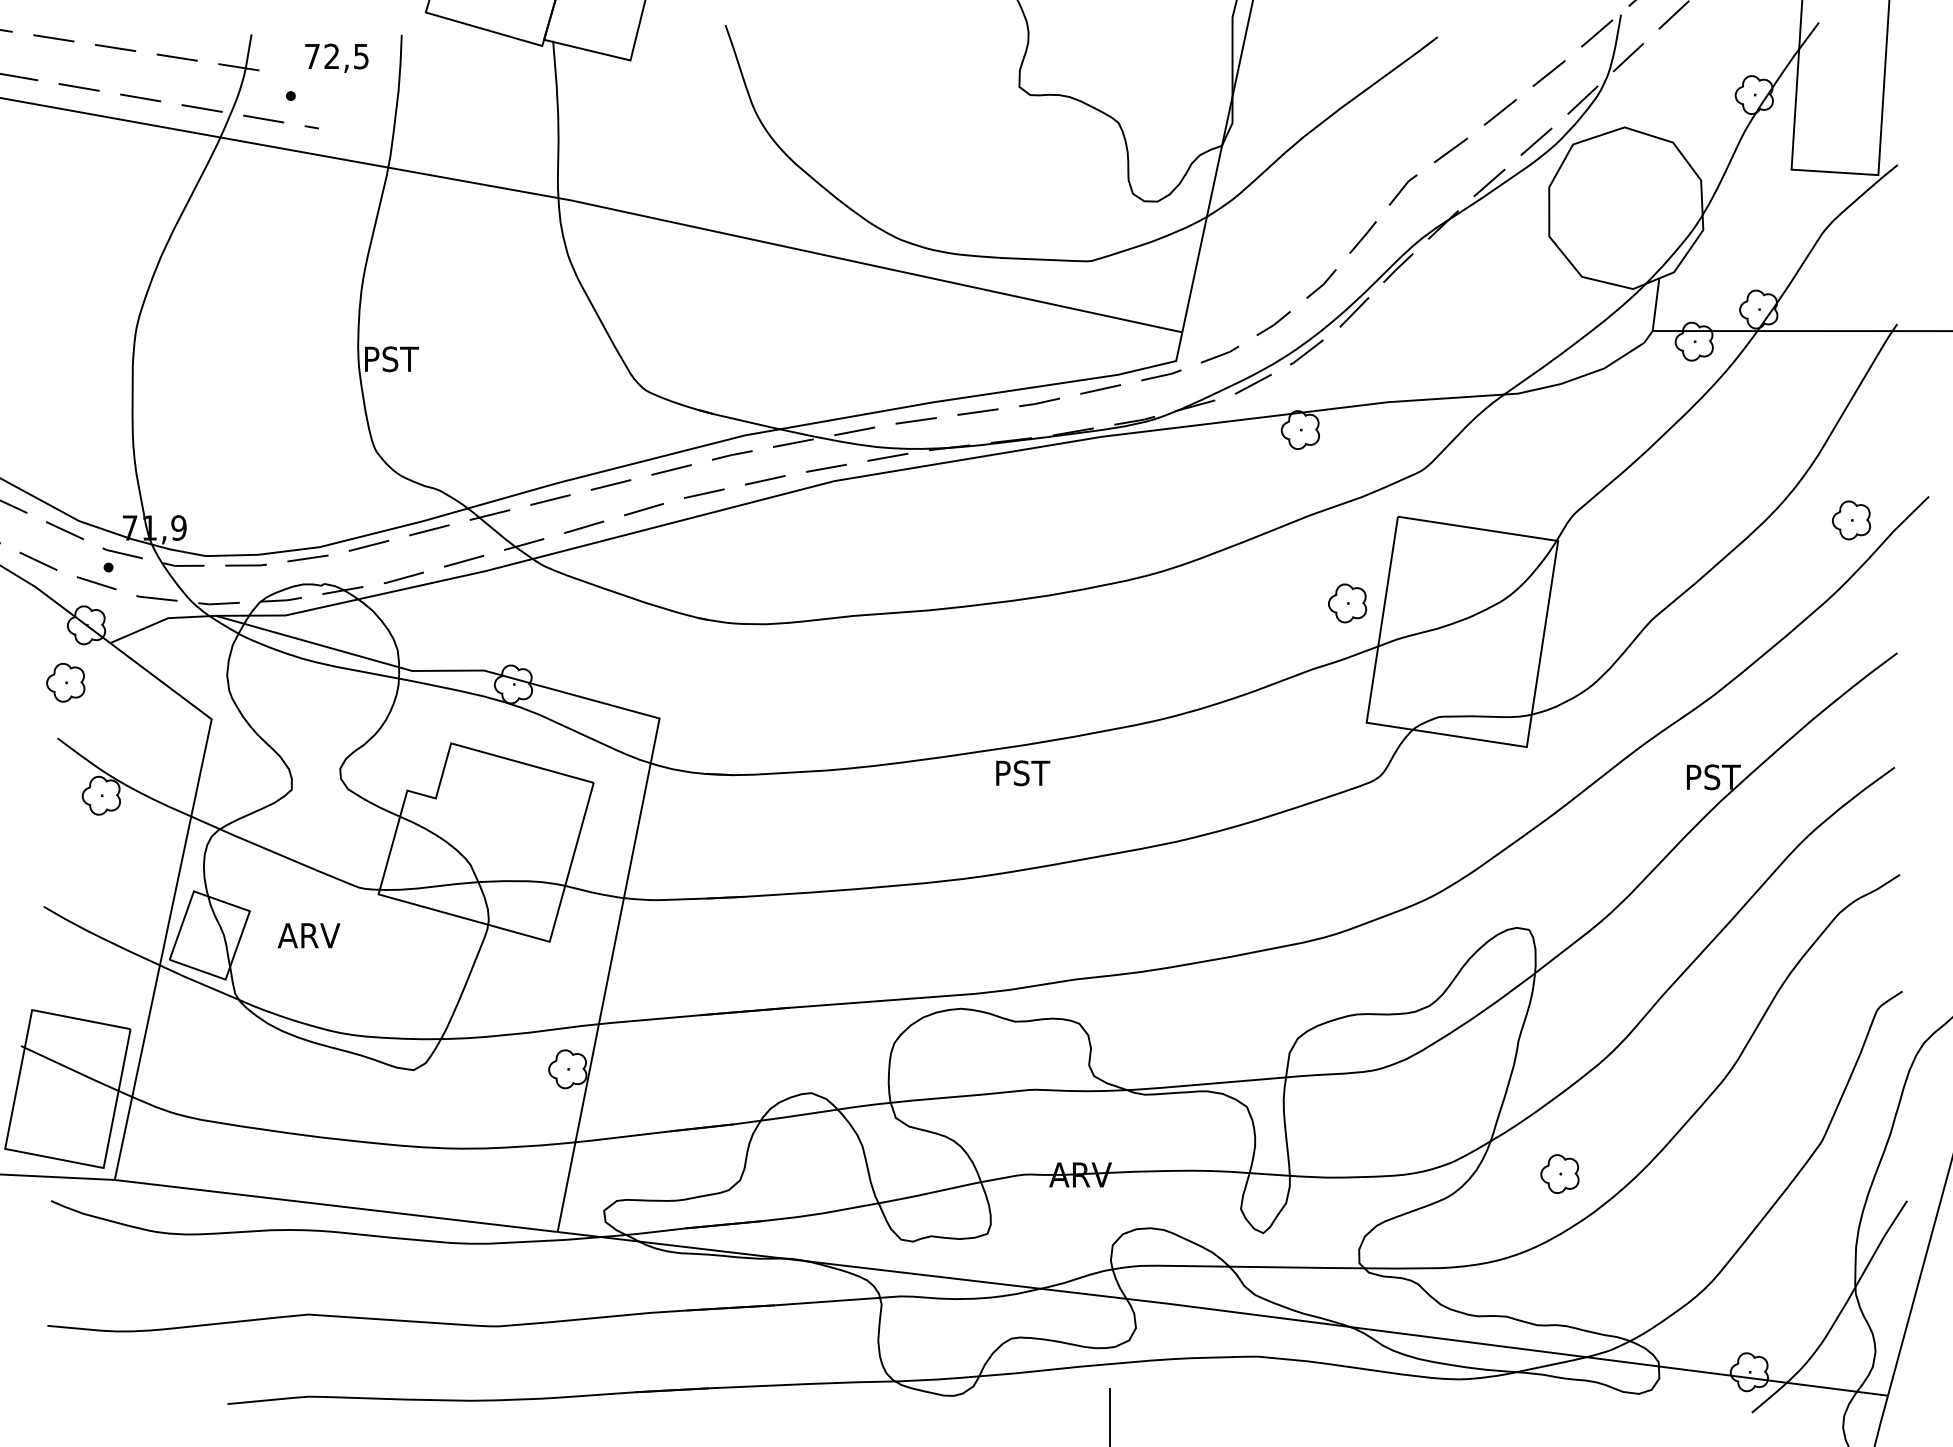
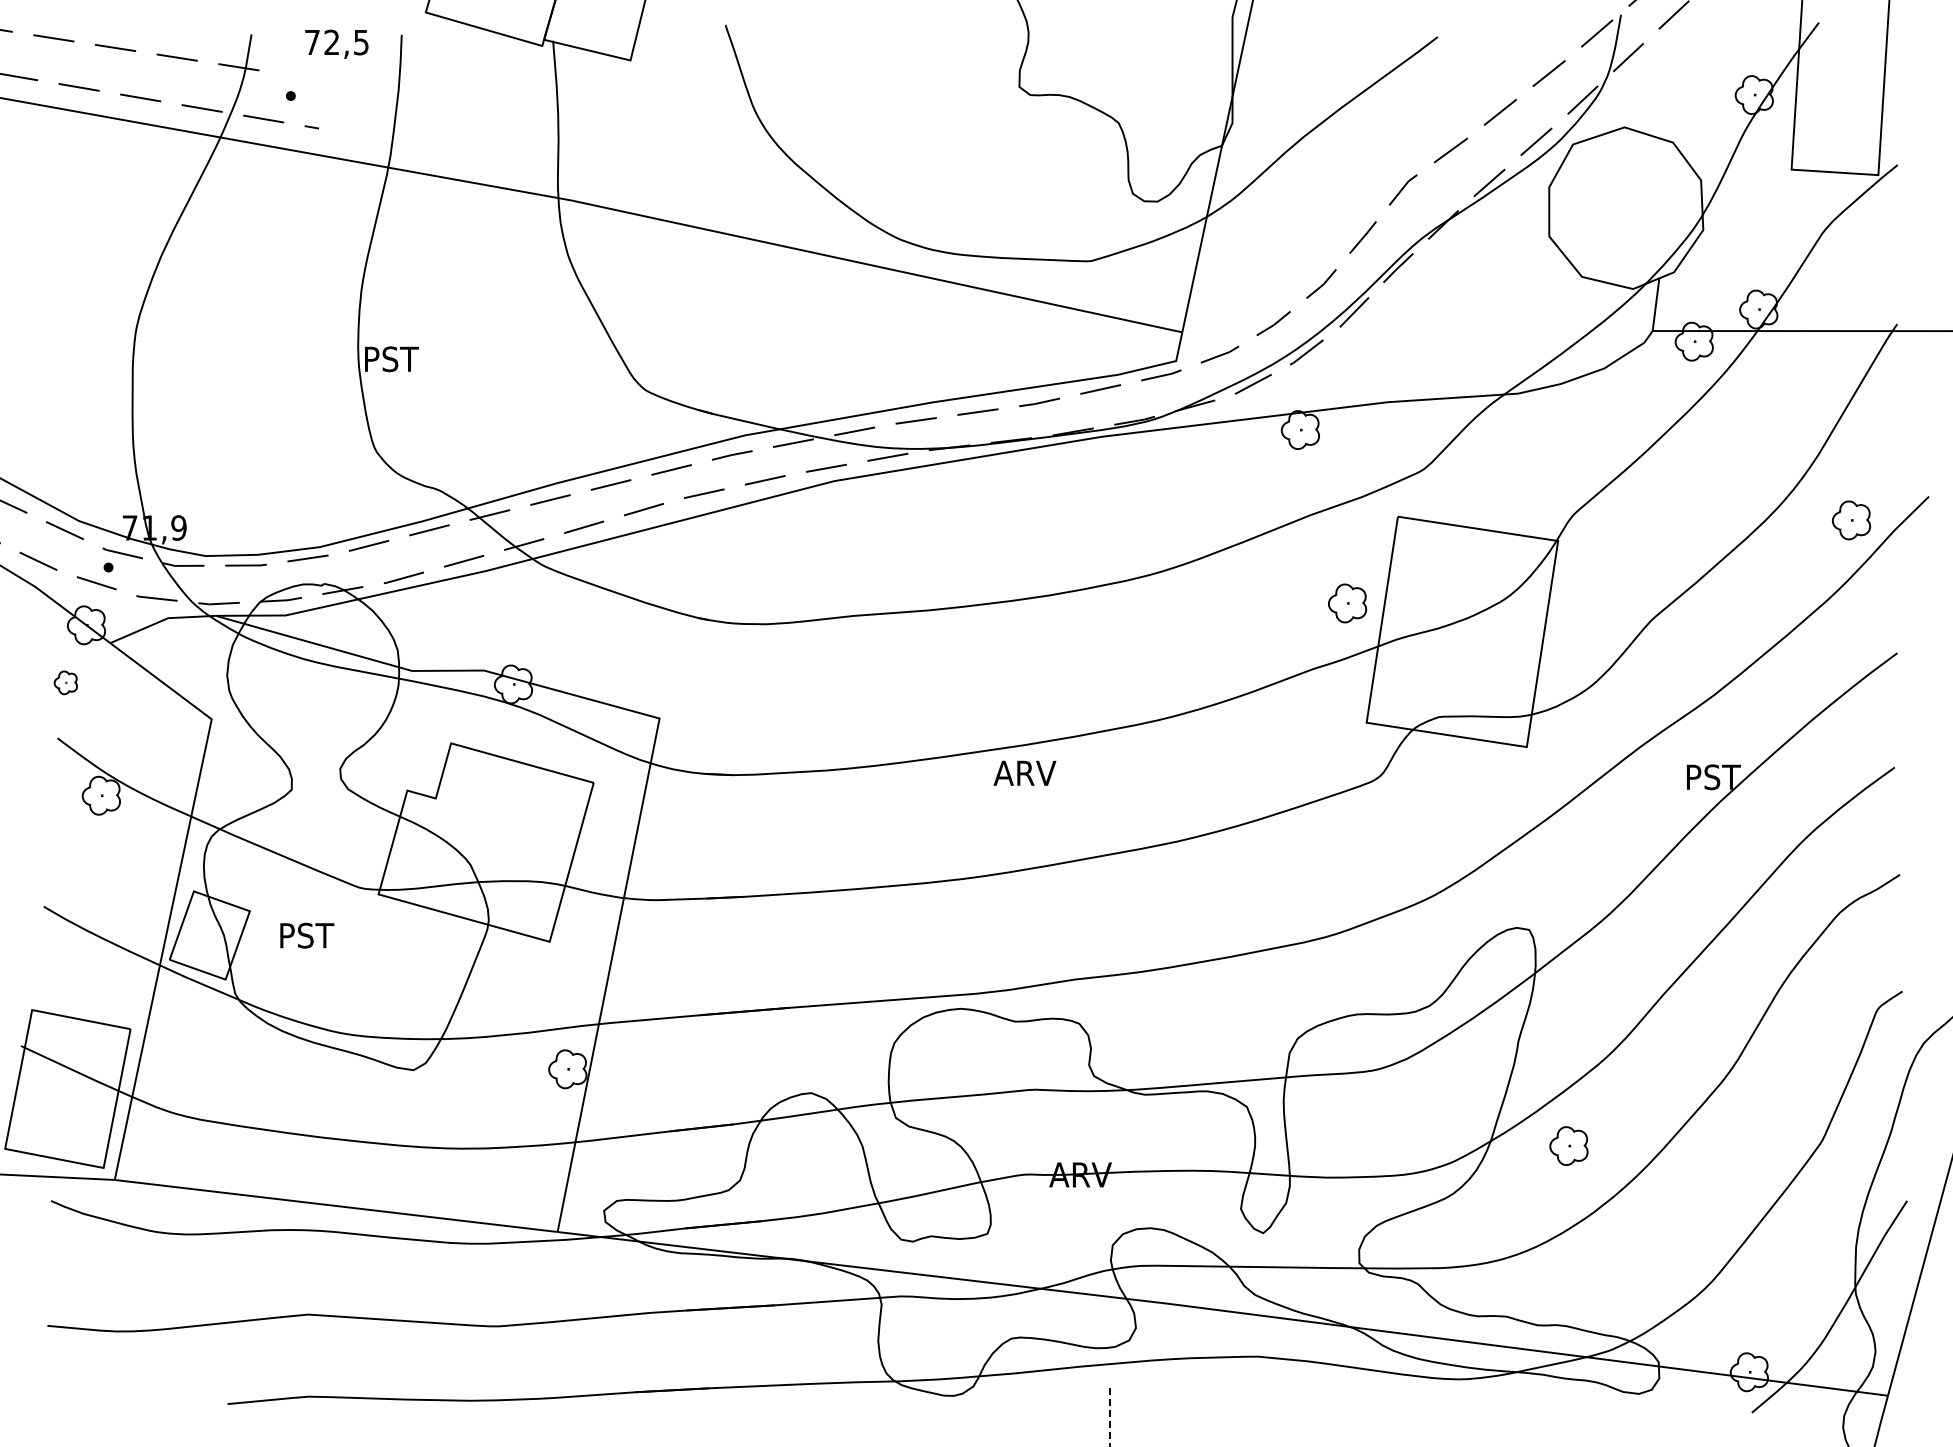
text position: (336, 57) -> (336, 43) (336, 43)
part size: 40x40 px -> 25x26 px (65, 682)
text: PST -> ARV (1024, 773)
text: ARV -> PST (308, 935)
part position: (1559, 1173) -> (1568, 1145) (1568, 1145)
line: solid -> dashed (1110, 1417)
